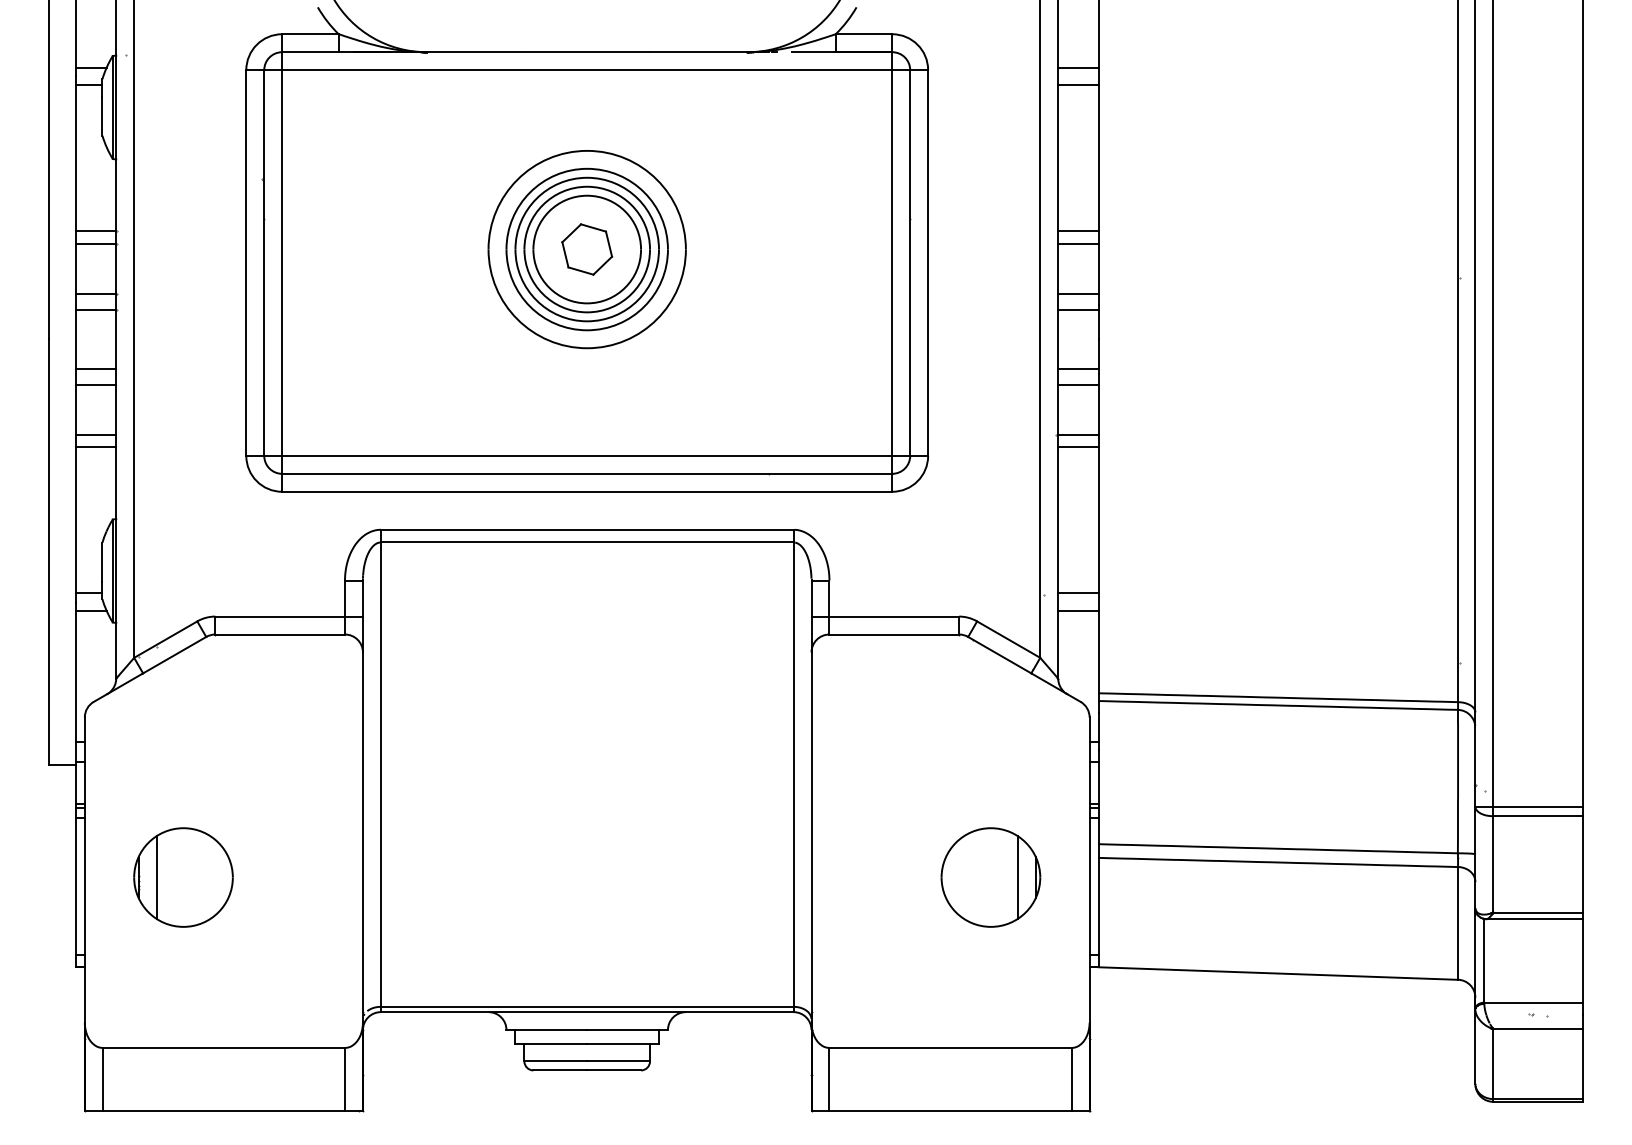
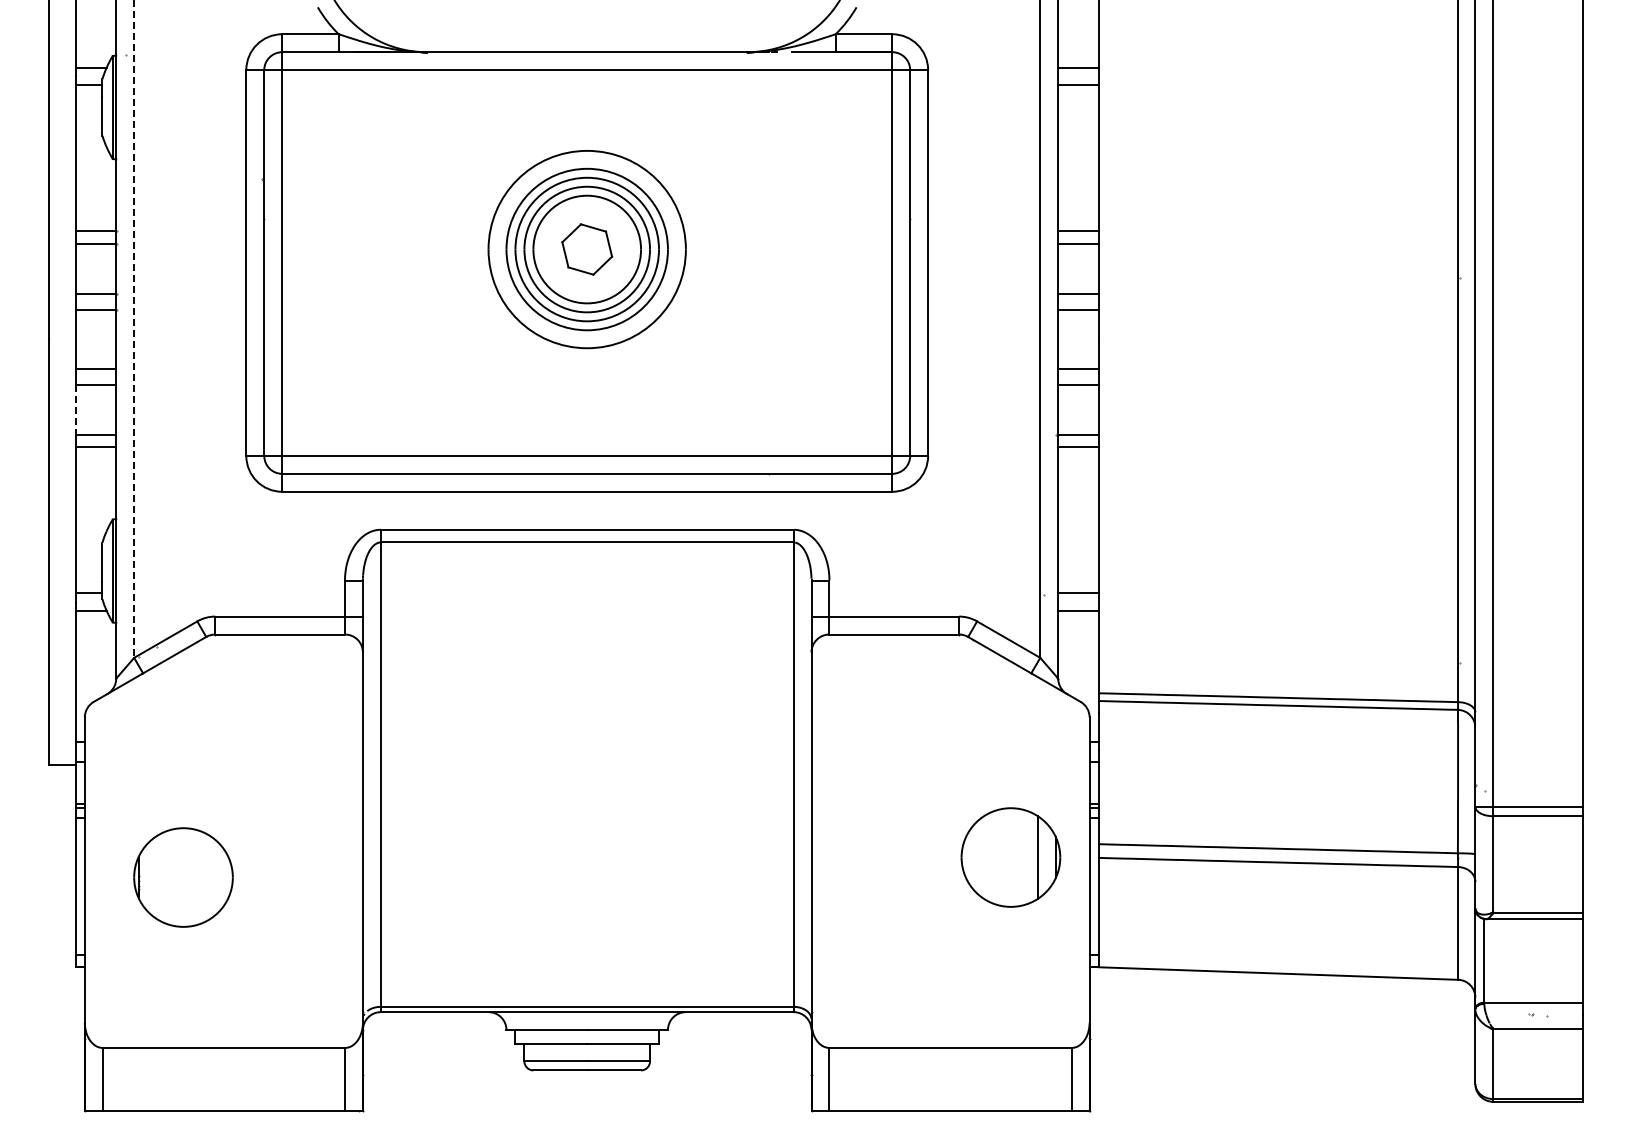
line: solid -> dashed (134, 329)
line: solid -> dashed (75, 409)
line: present -> none (156, 877)
part position: (990, 877) -> (1010, 857) (1010, 857)
